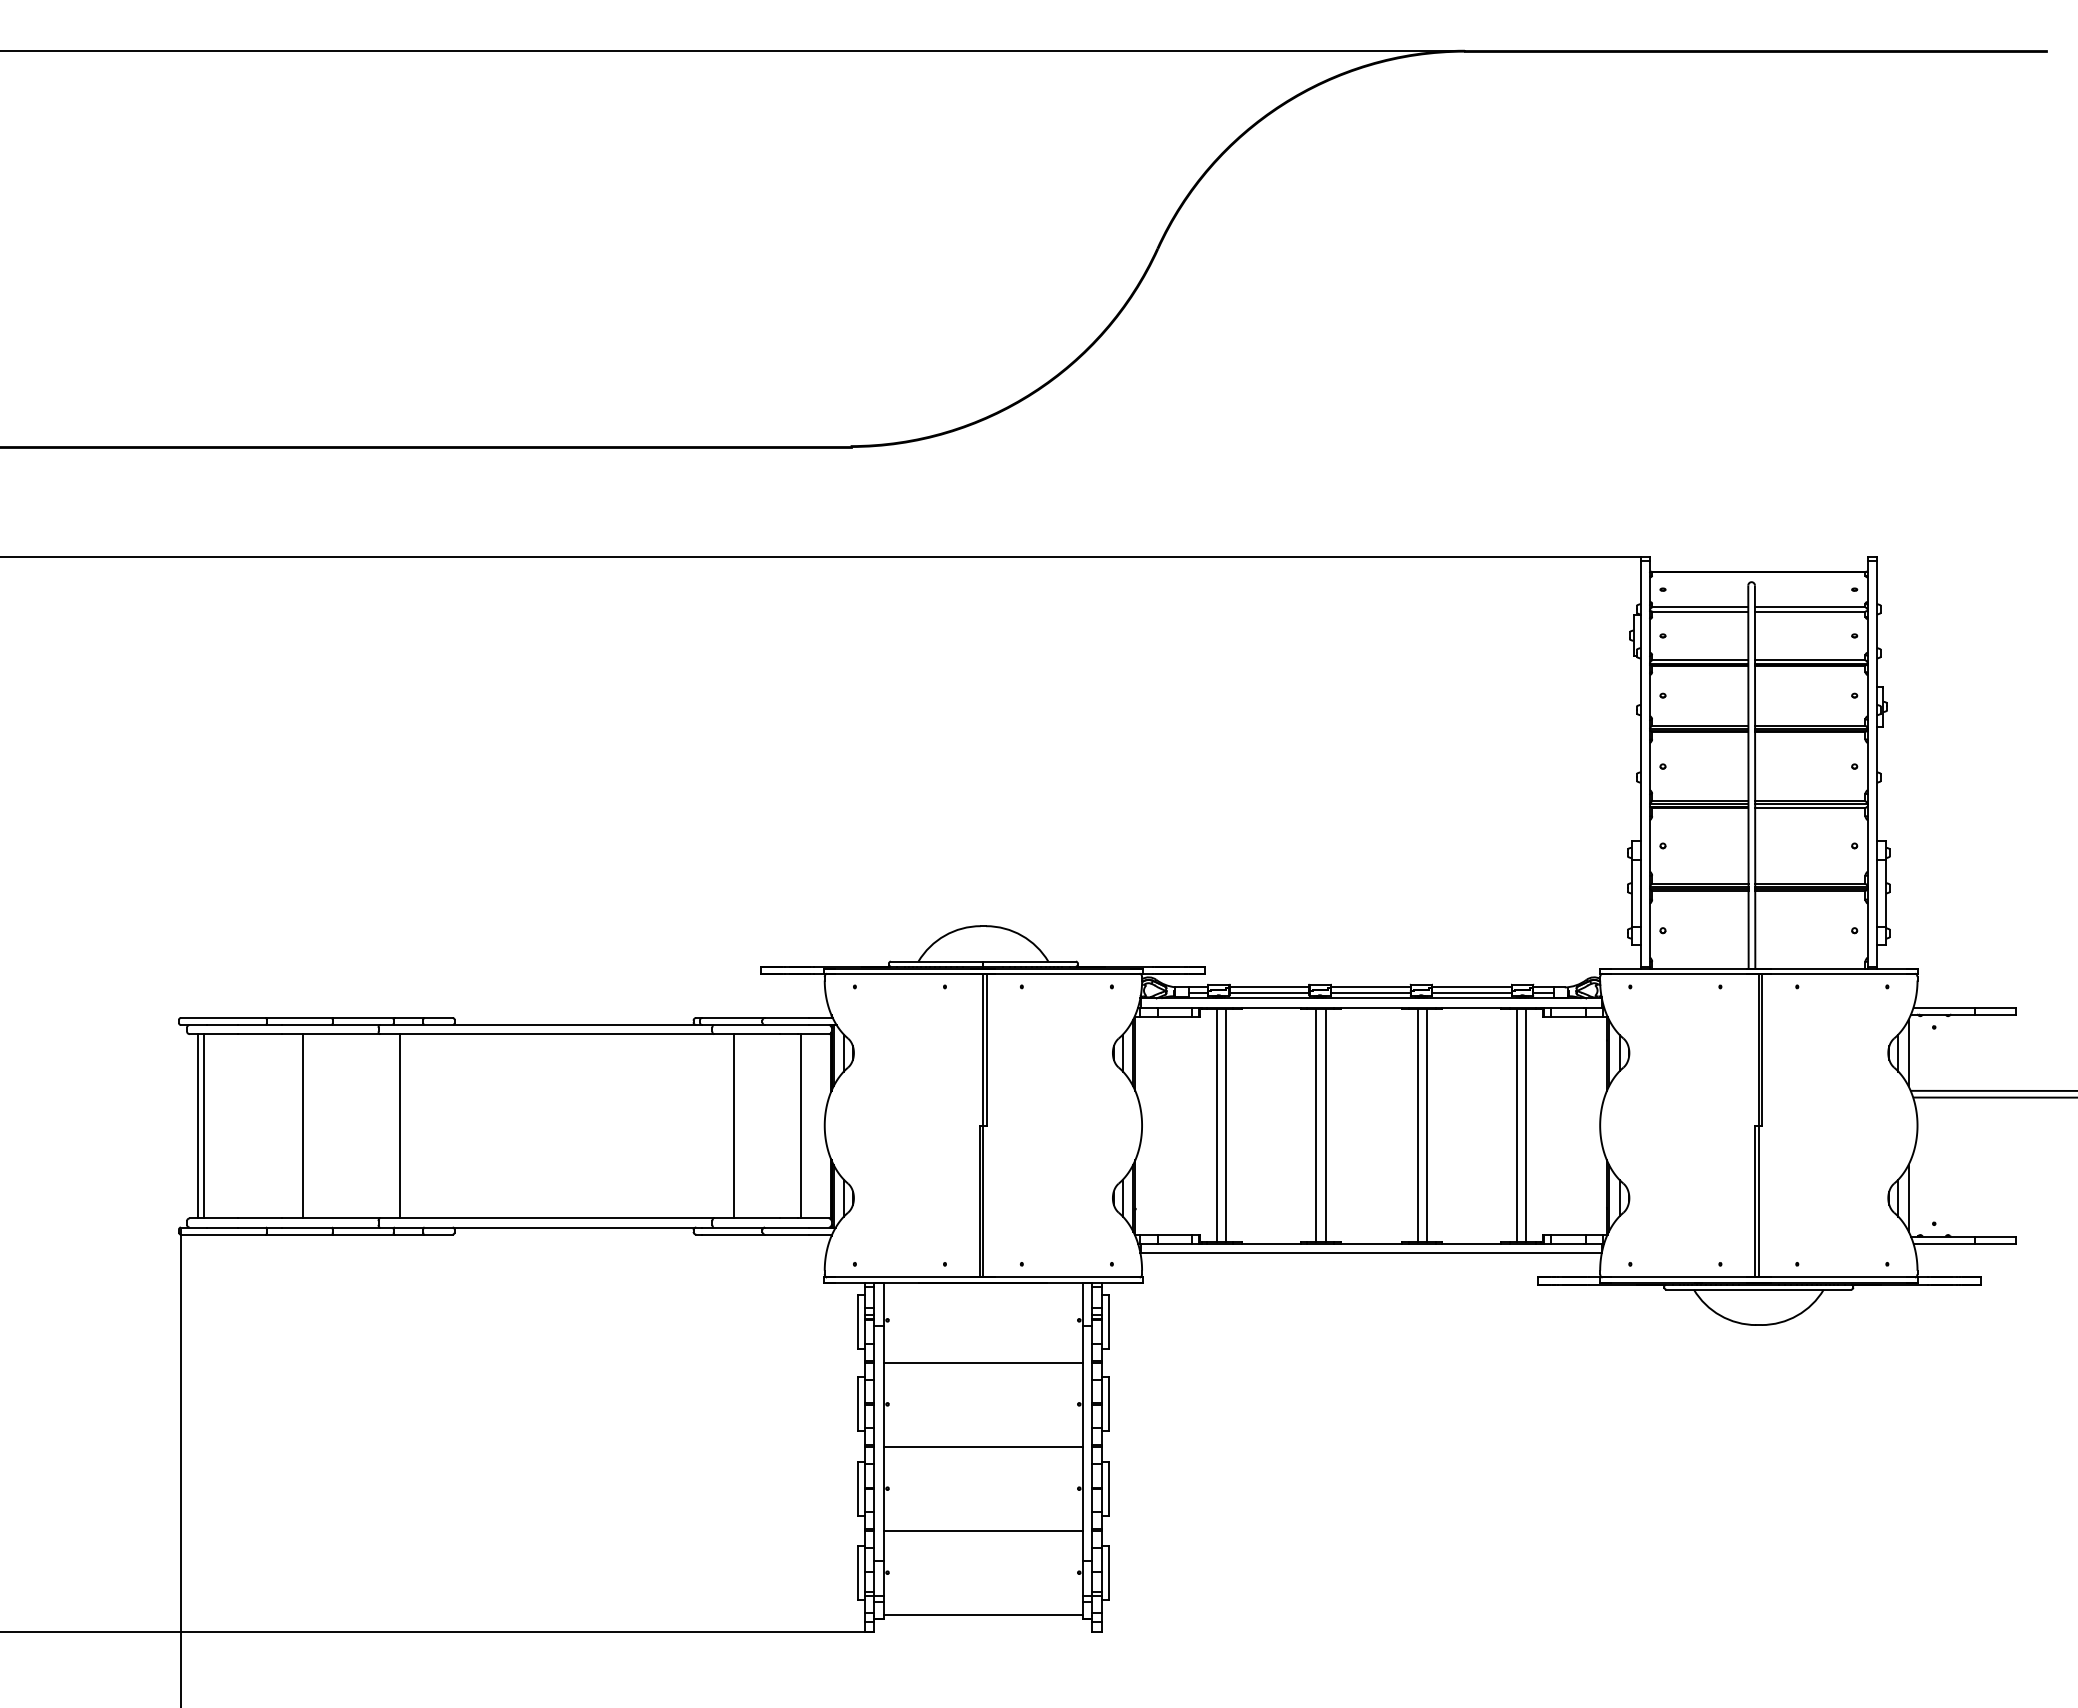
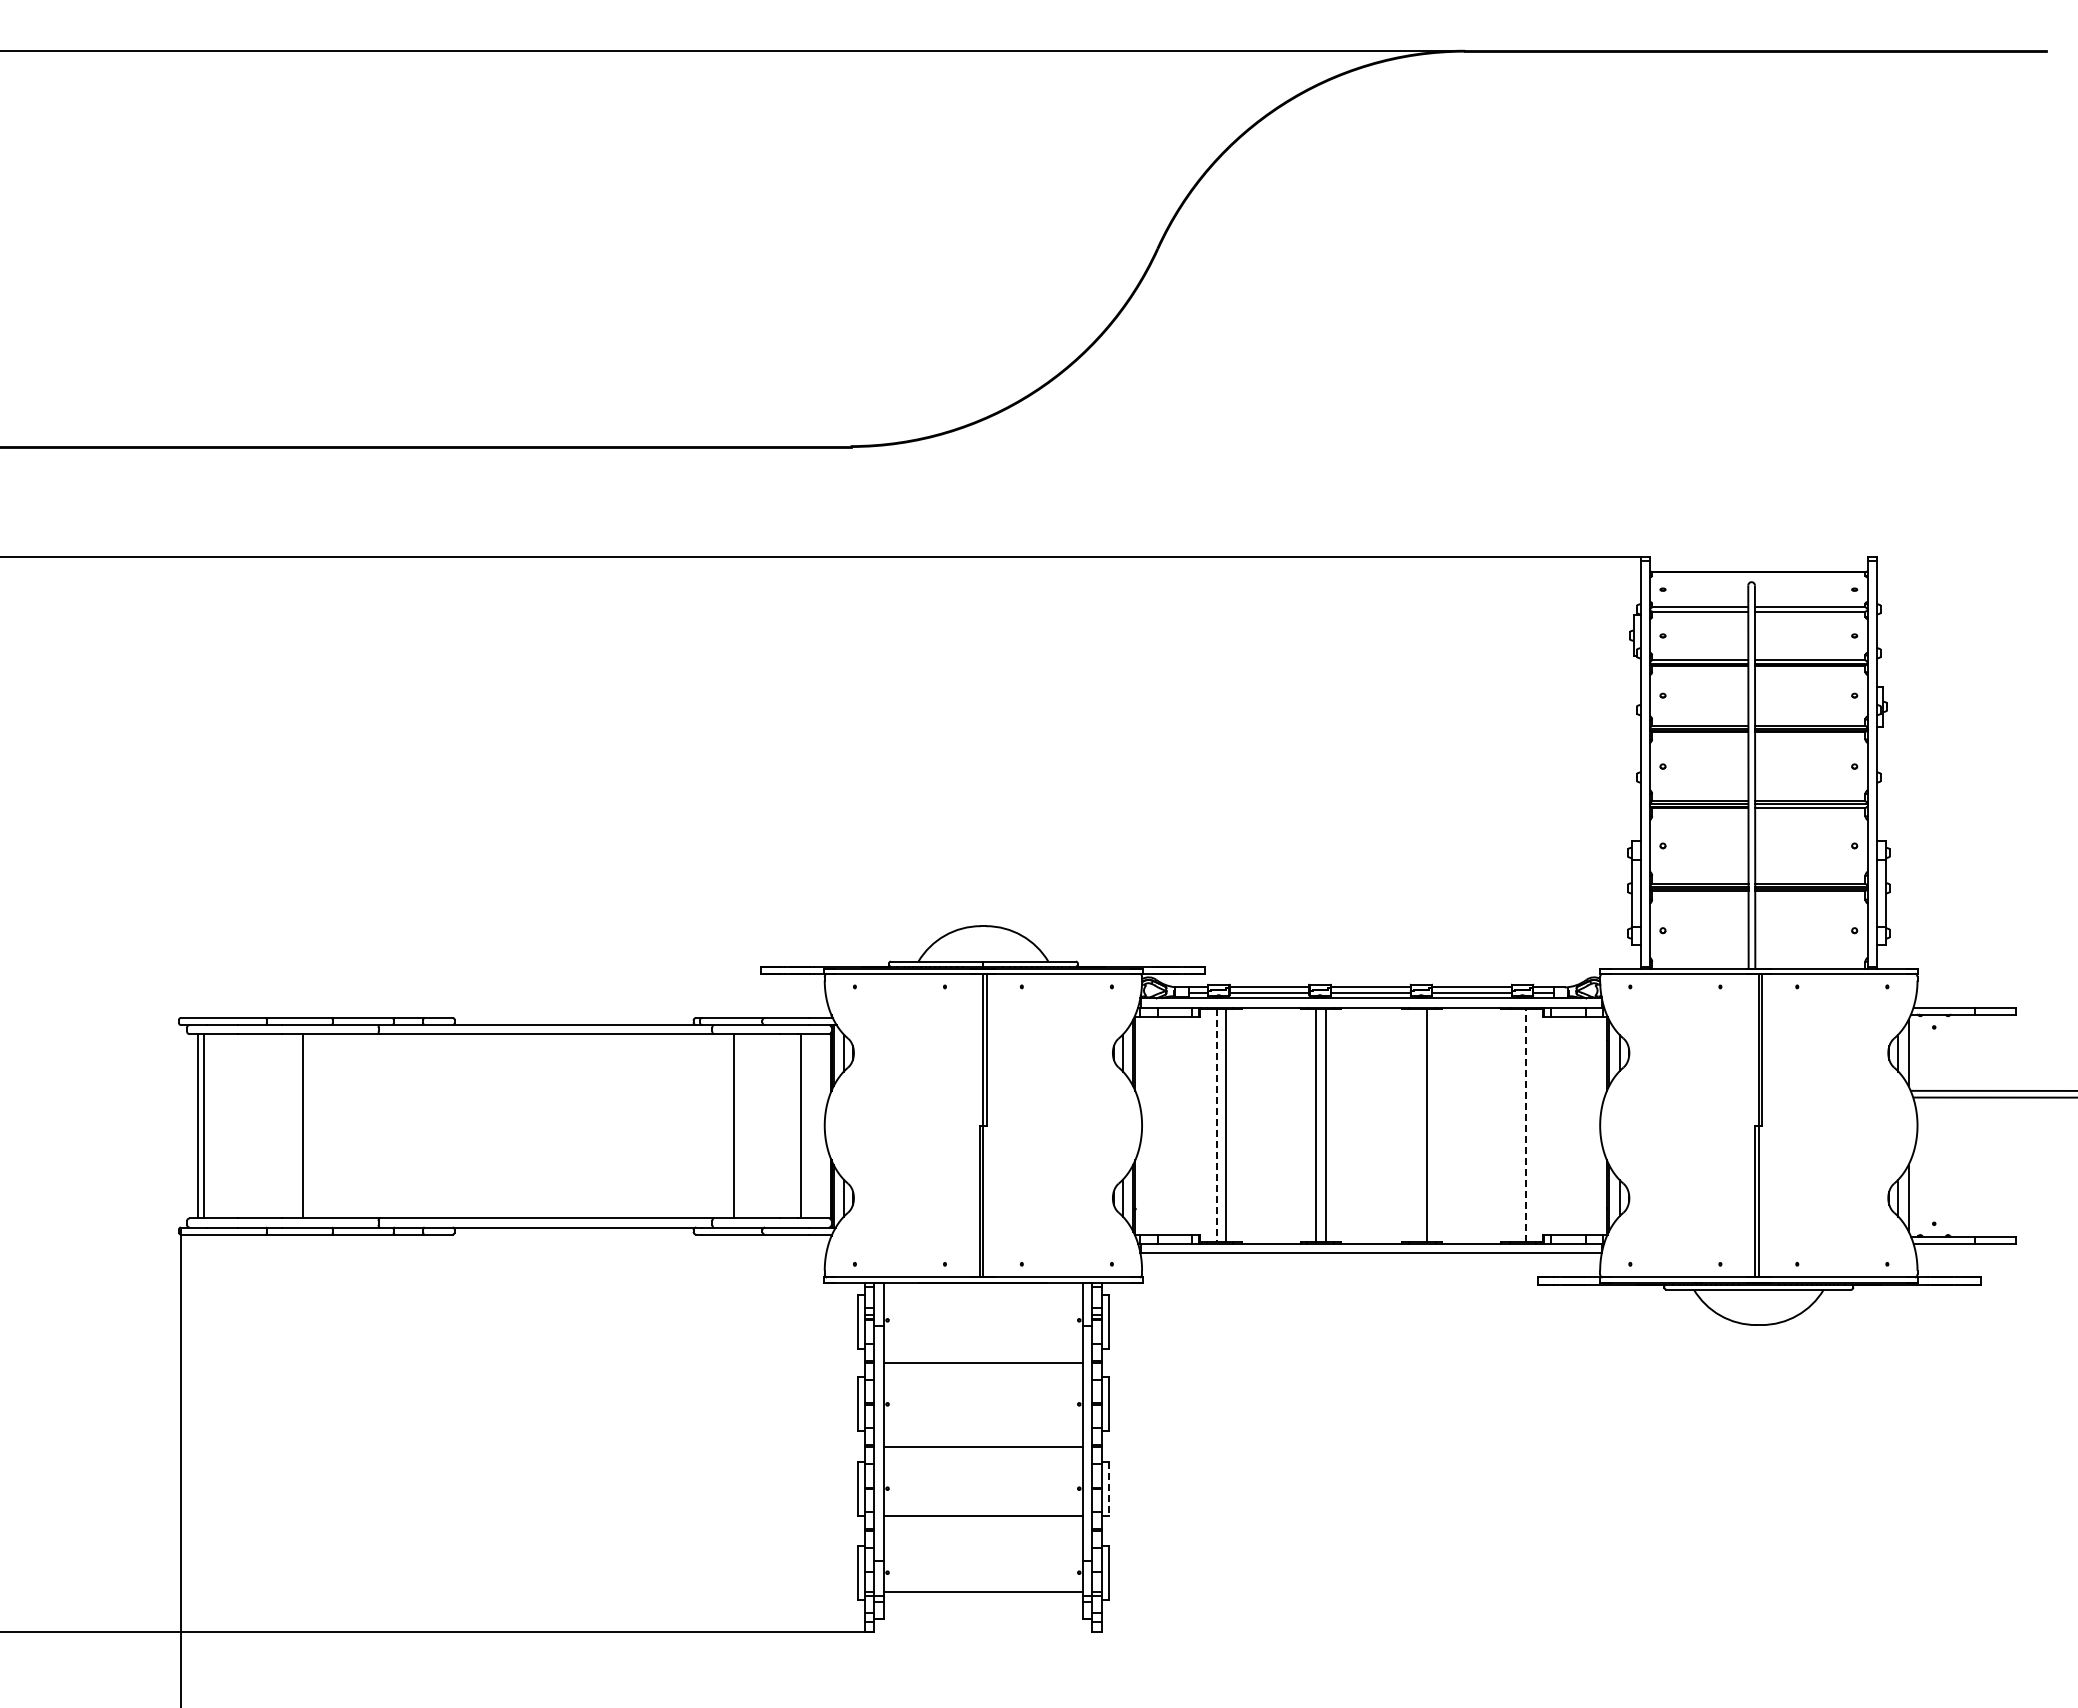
line: solid -> dashed (1217, 1125)
line: present -> none (1417, 1125)
line: present -> none (1516, 1125)
line: solid -> dashed (1525, 1125)
line: present -> none (399, 1126)
line: solid -> dashed (1108, 1488)
line position: (983, 1530) -> (983, 1515) (983, 1515)
line position: (983, 1614) -> (983, 1591) (983, 1591)
